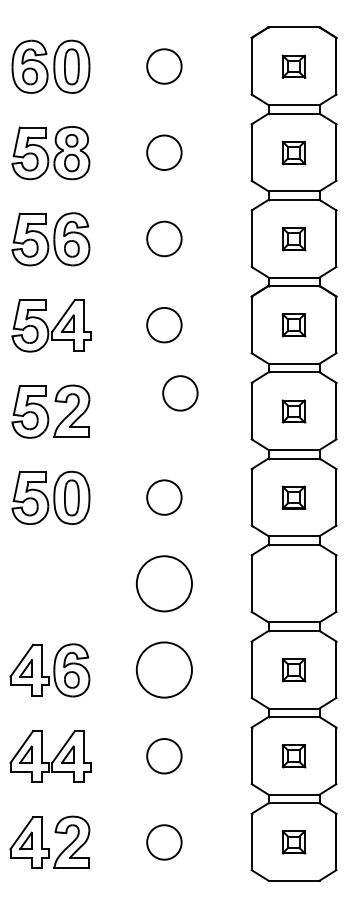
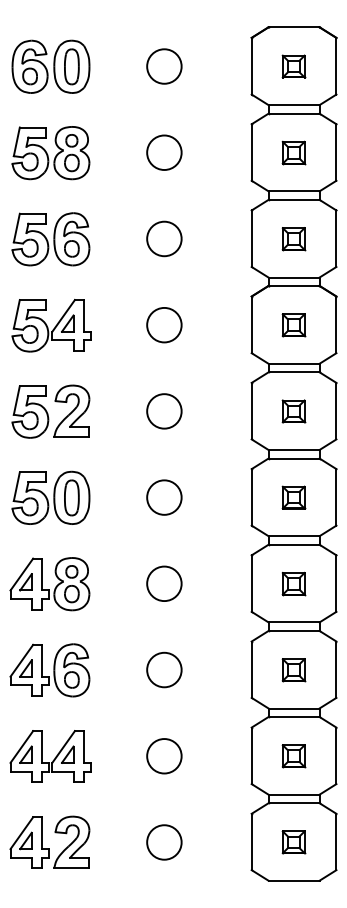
circle position: (180, 393) -> (164, 411) (164, 411)
circle diameter: 55 px -> 34 px (164, 583)
part: none -> present (293, 583)
part: none -> present (49, 584)
circle diameter: 55 px -> 34 px (164, 669)
